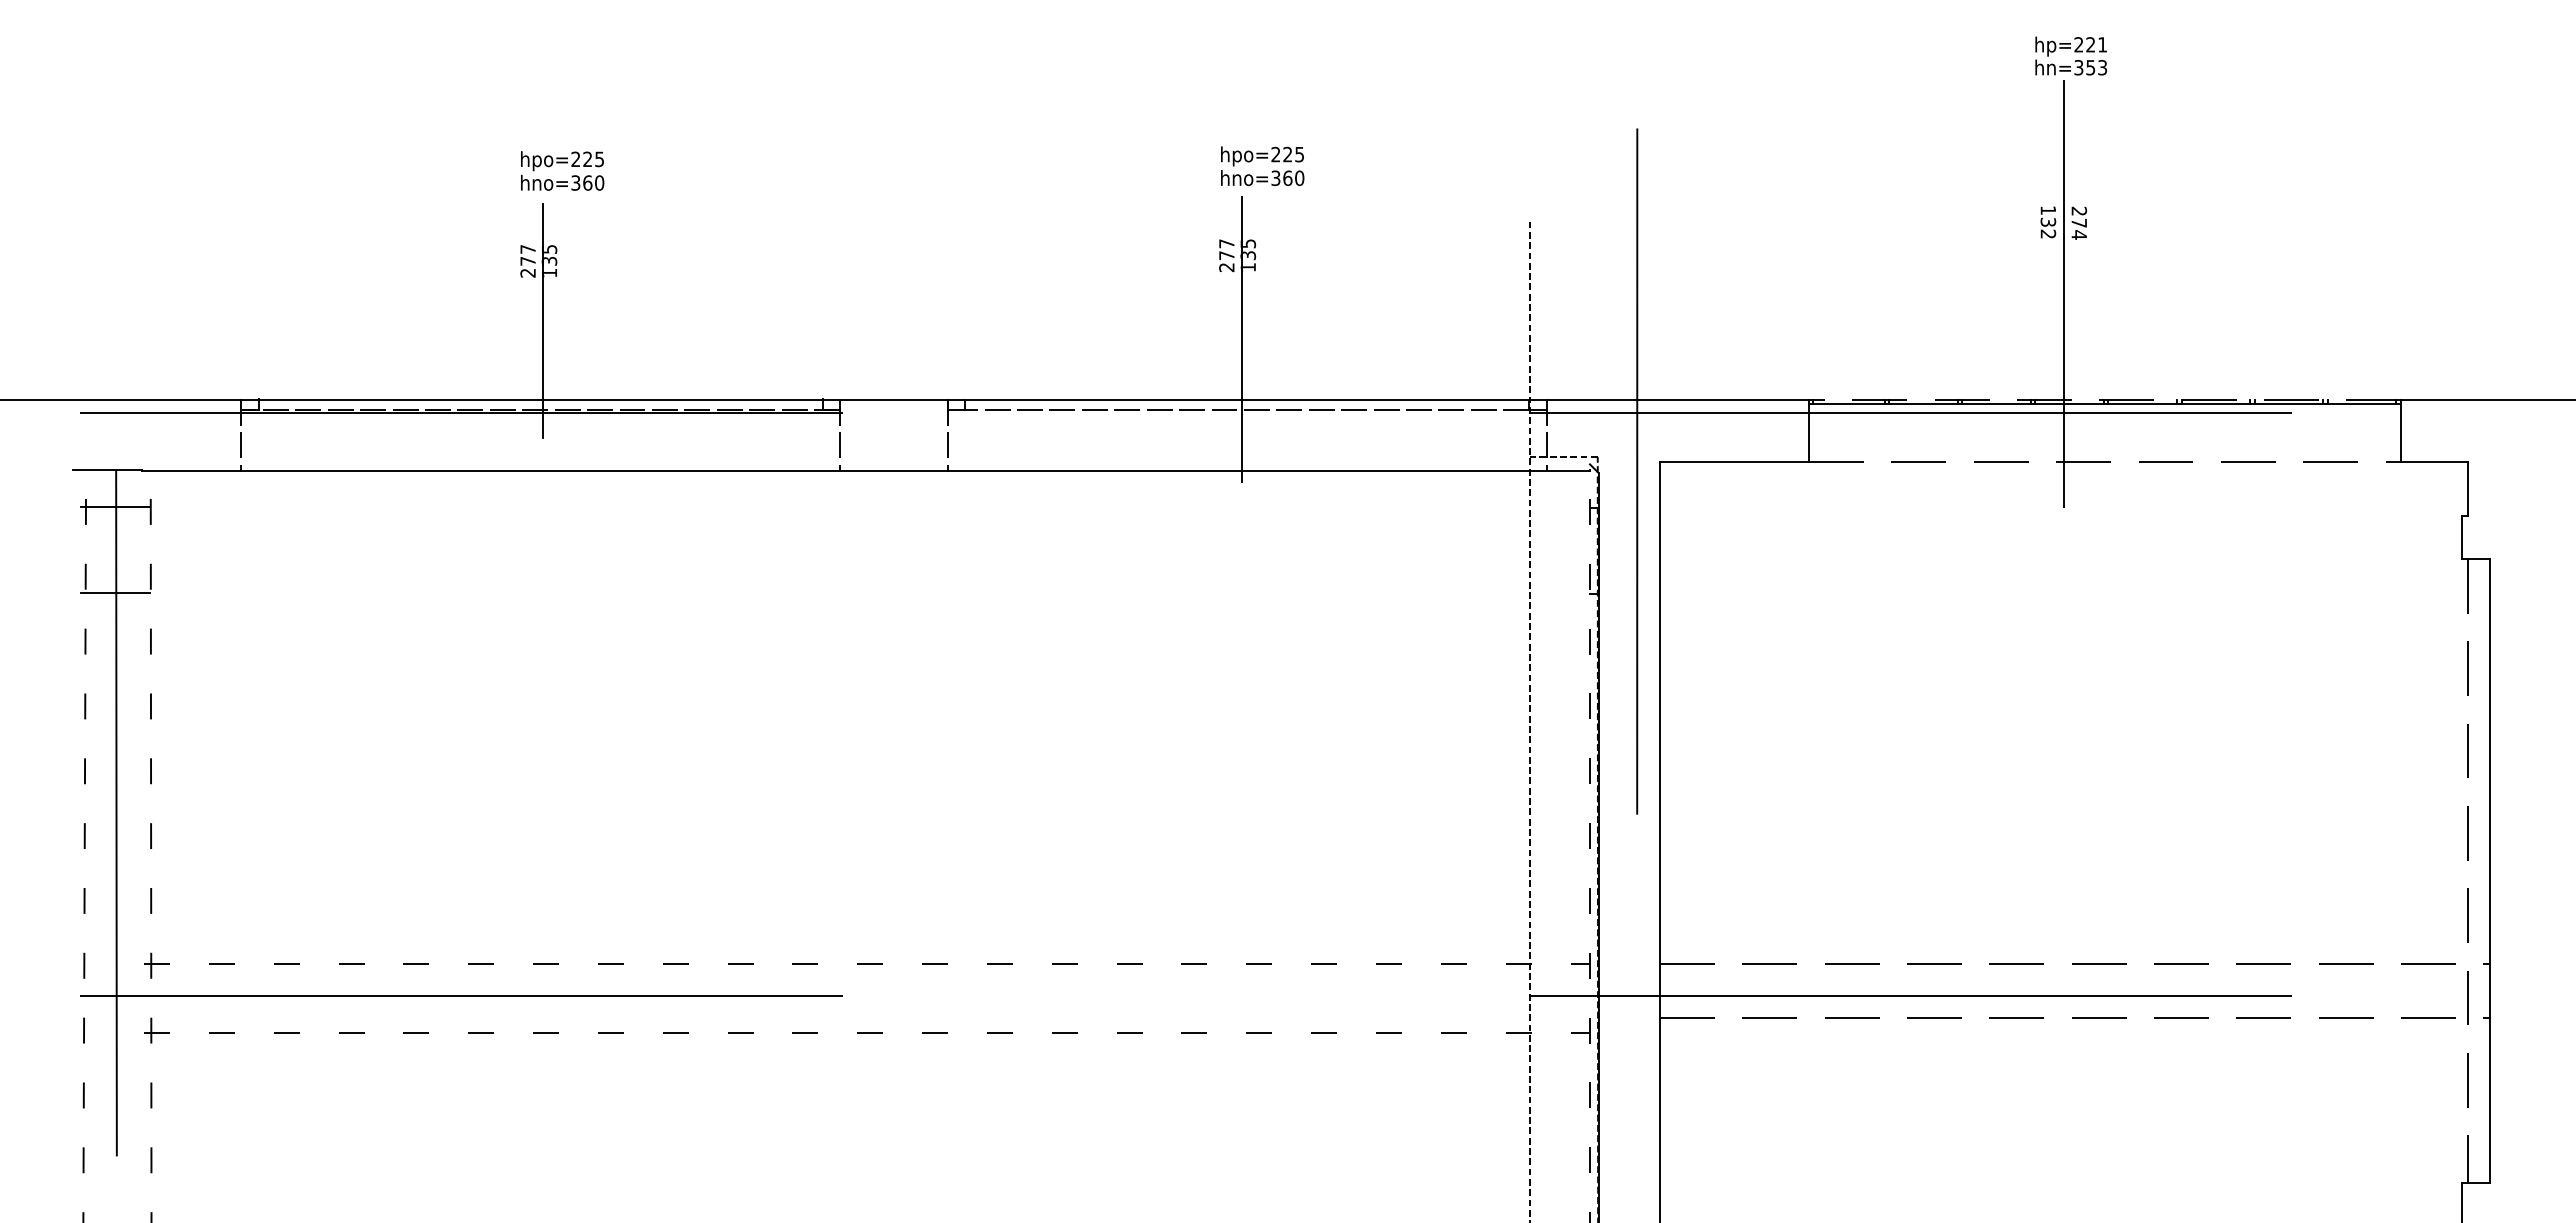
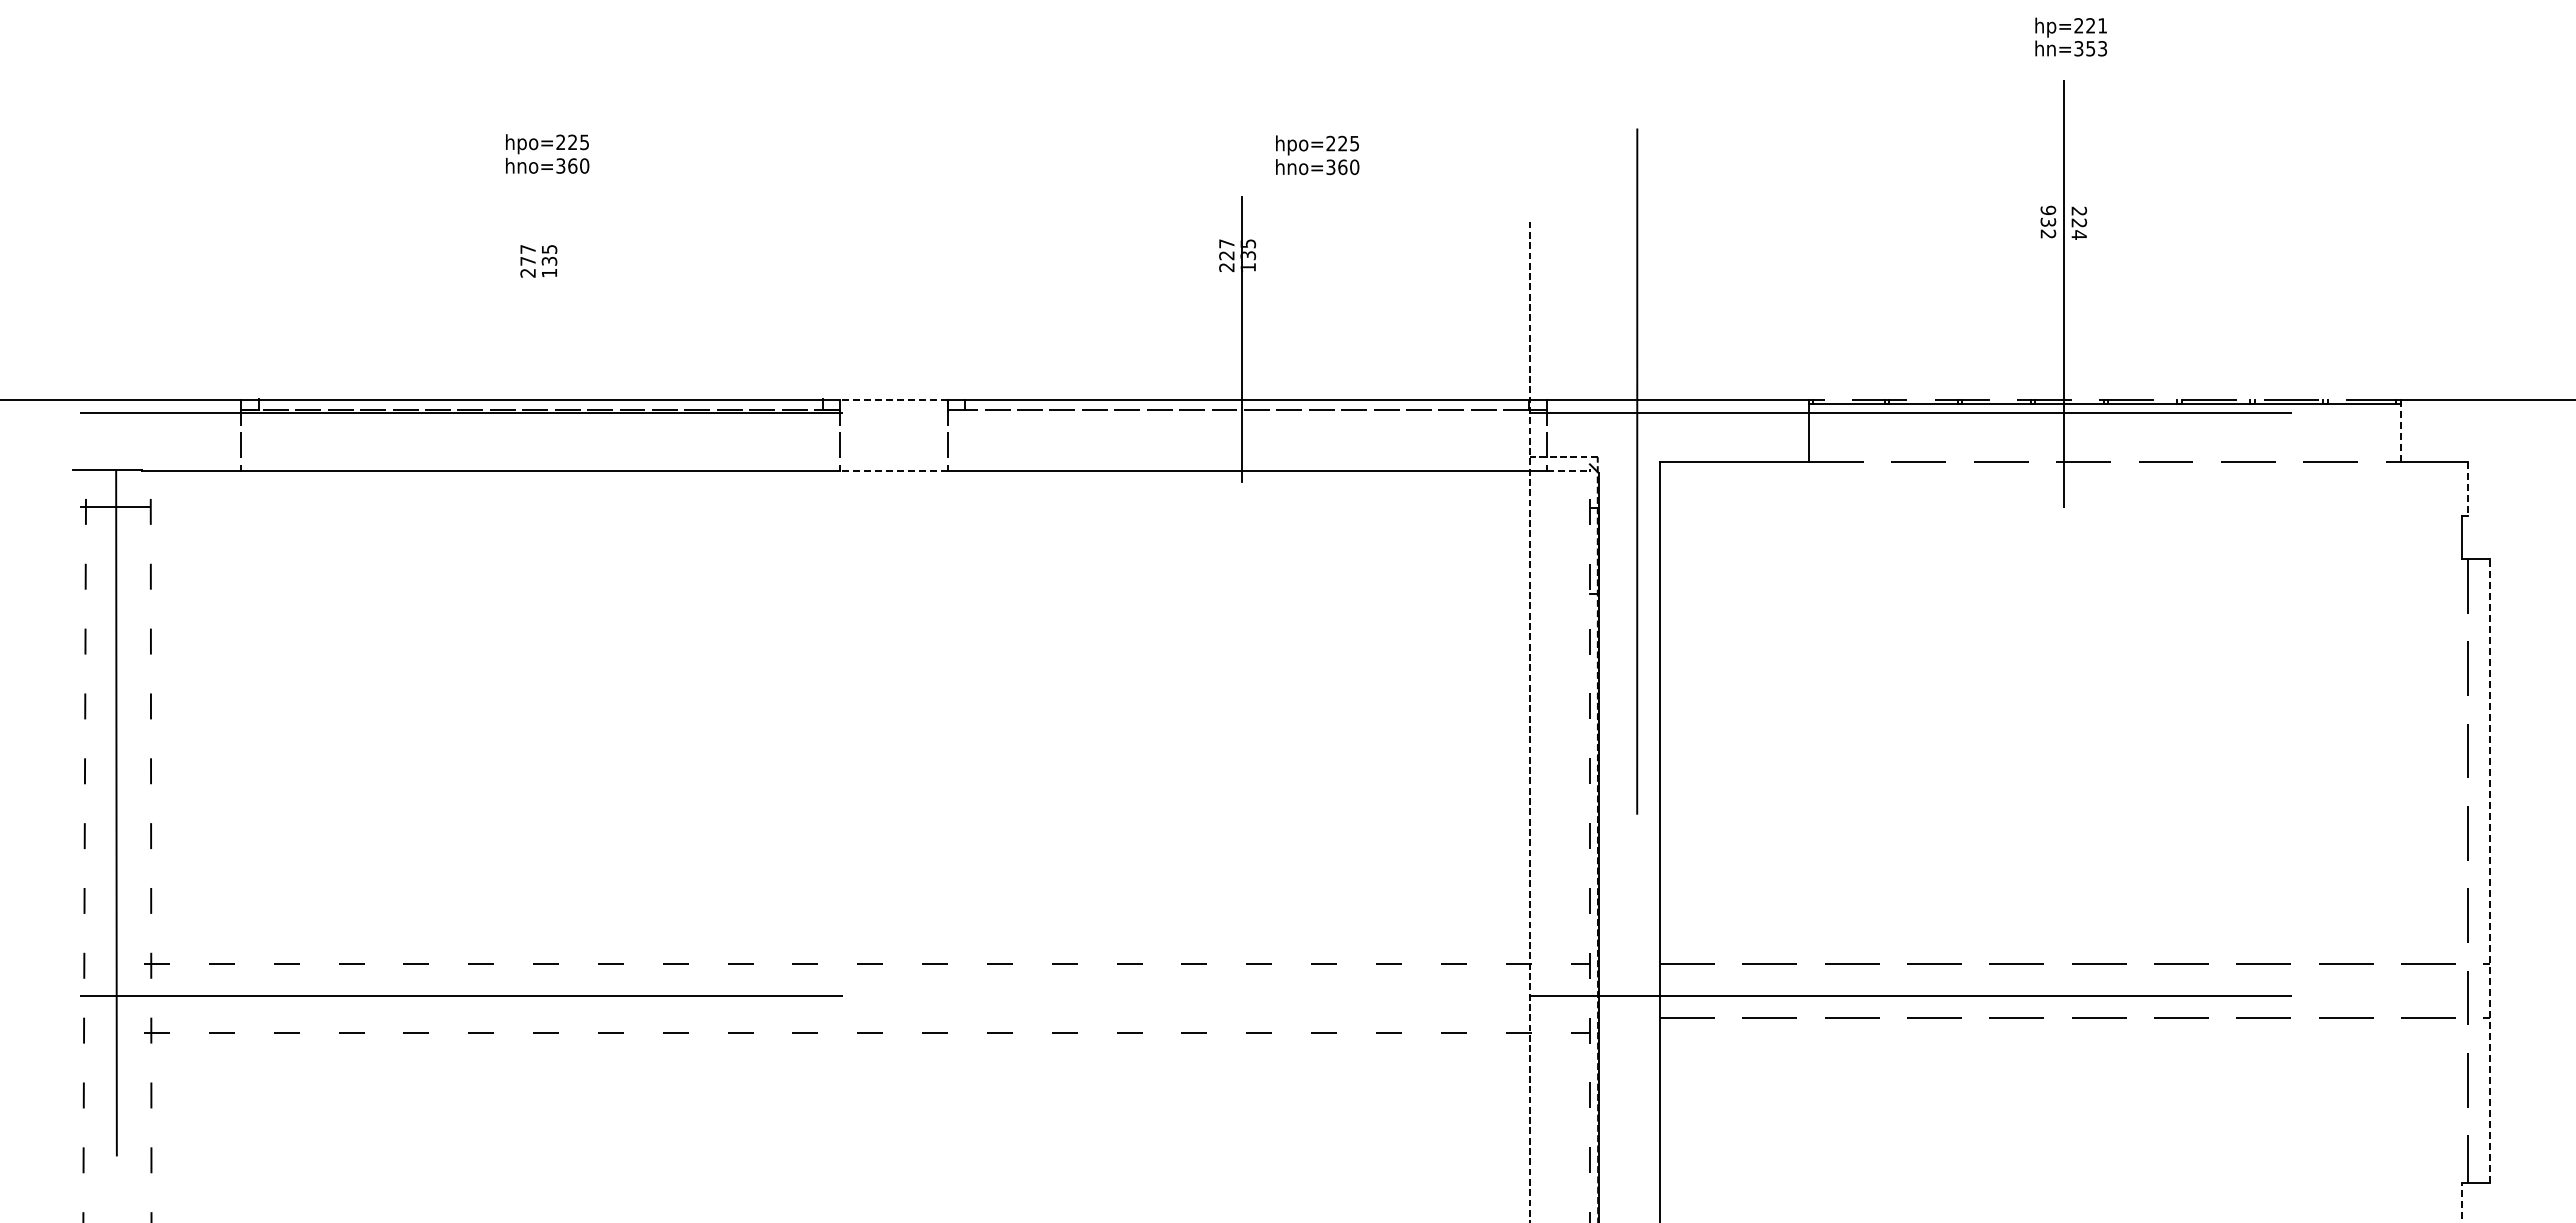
text position: (2070, 55) -> (2070, 36) (2070, 36)
text position: (1262, 166) -> (1317, 155) (1317, 155)
text position: (562, 170) -> (547, 153) (547, 153)
text: 132 -> 932 (2048, 210)
text: 274 -> 224 (2079, 222)
text: 277 -> 227 (1226, 255)
line: present -> none (543, 320)
line: solid -> dashed (893, 399)
line: solid -> dashed (2401, 432)
line: solid -> dashed (893, 471)
line: solid -> dashed (1568, 471)
line: solid -> dashed (2468, 489)
line: present -> none (115, 592)
line: solid -> dashed (2489, 870)
line: solid -> dashed (2461, 1203)
